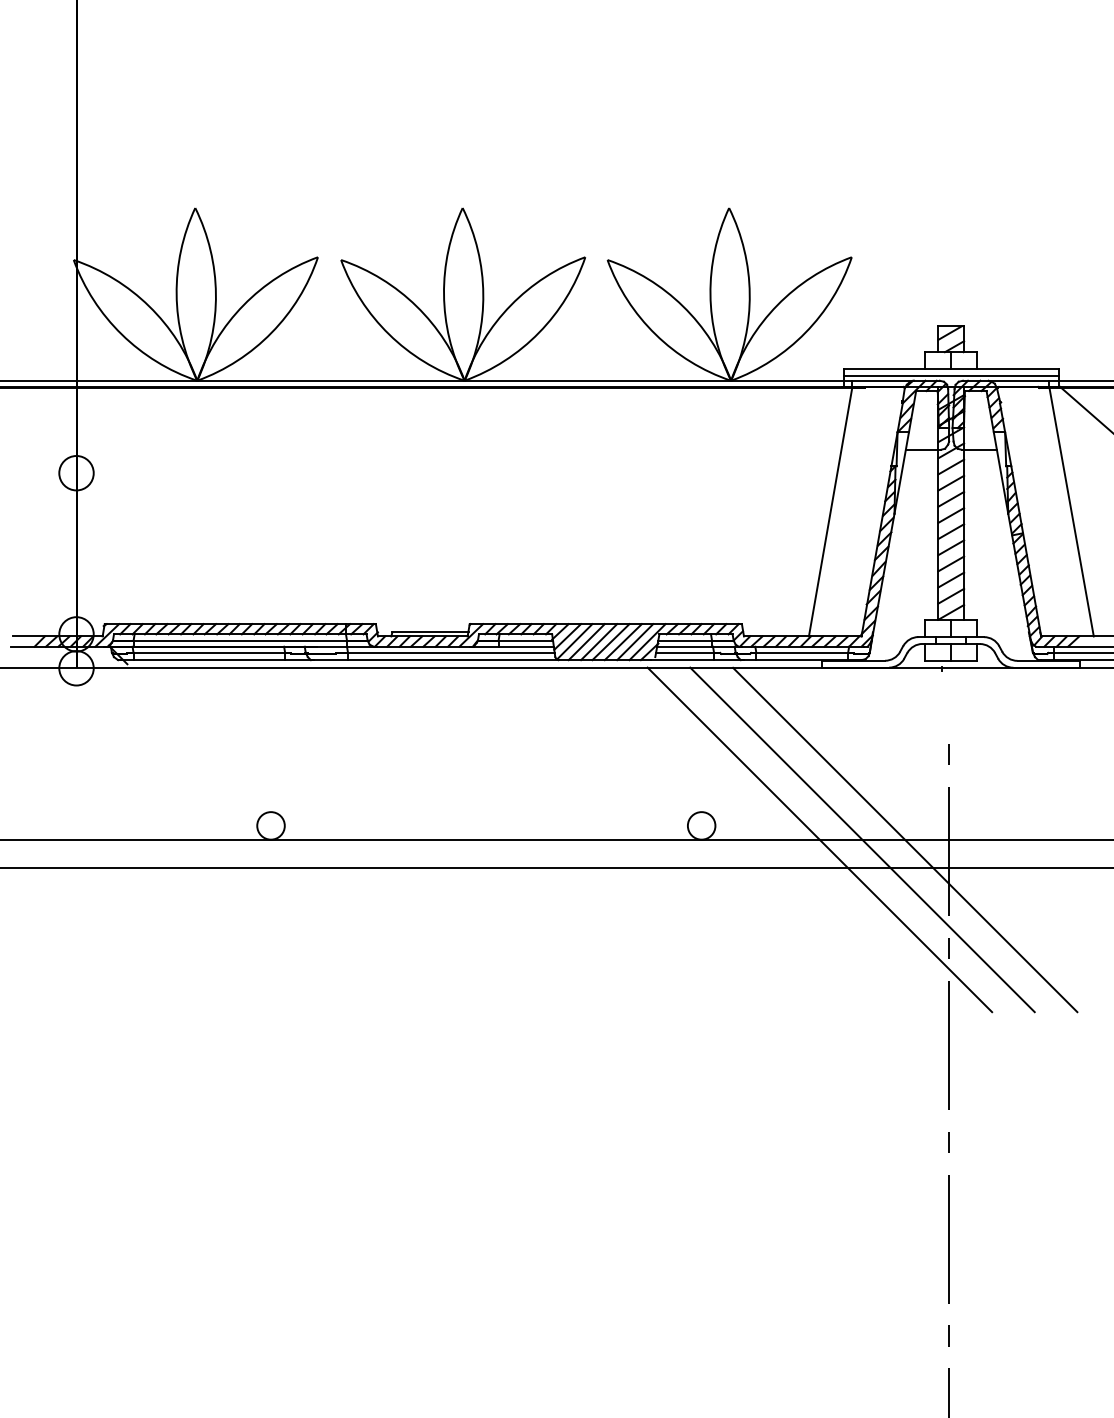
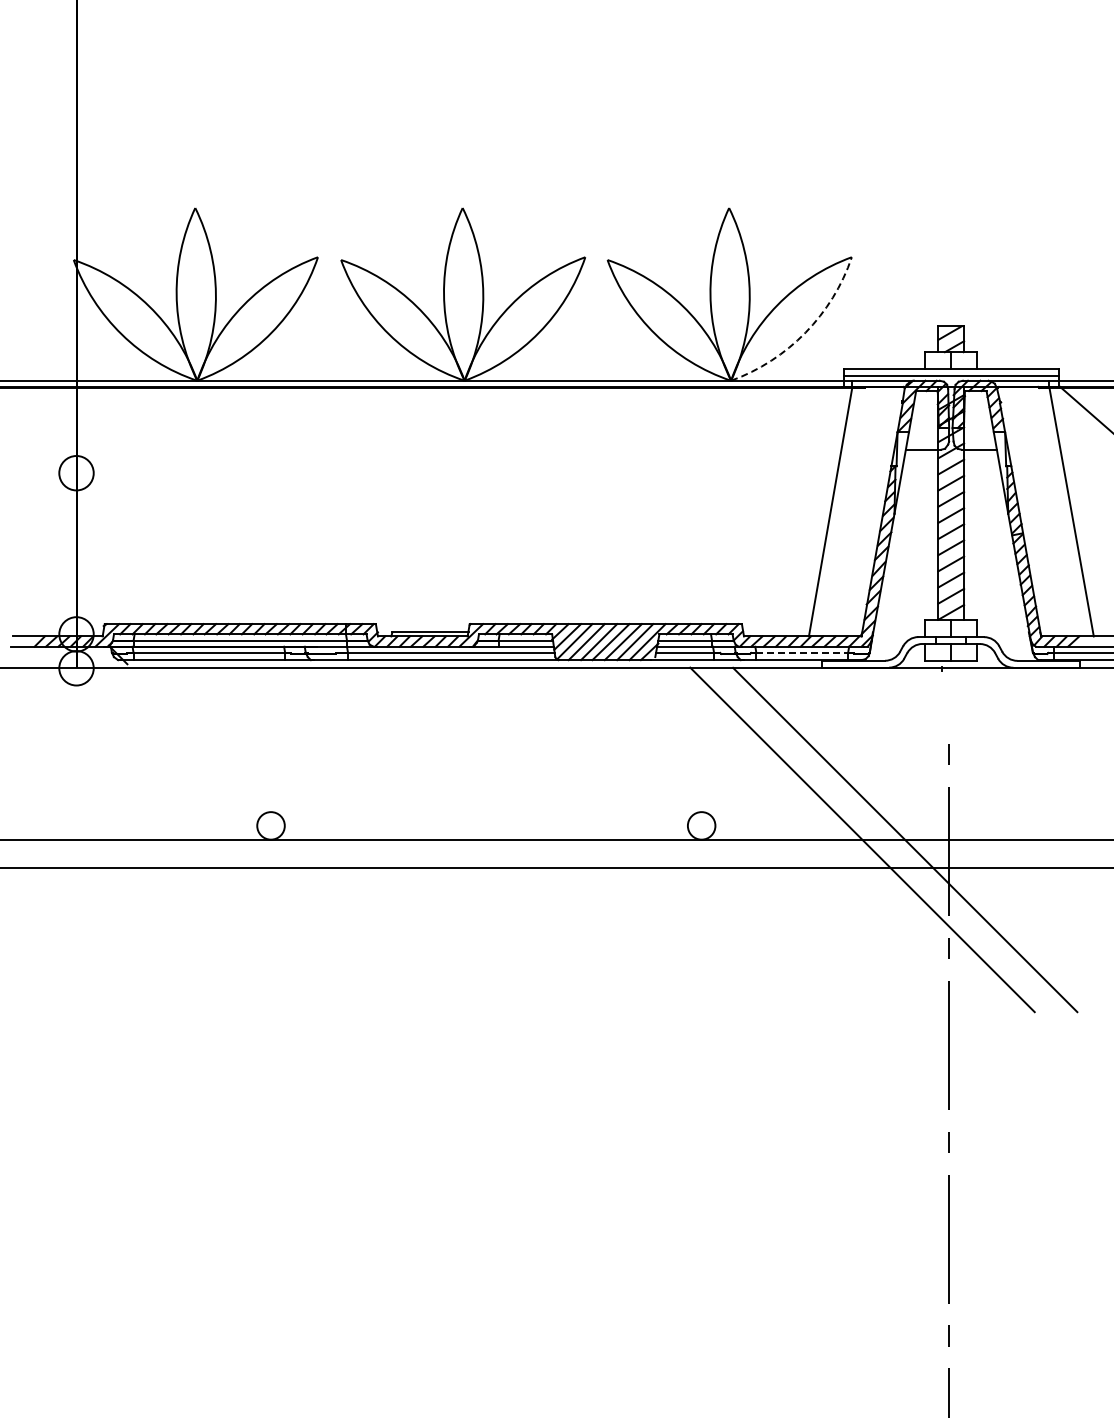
arc: solid -> dashed (805, 332)
line: solid -> dashed (802, 652)
line: present -> none (819, 839)
